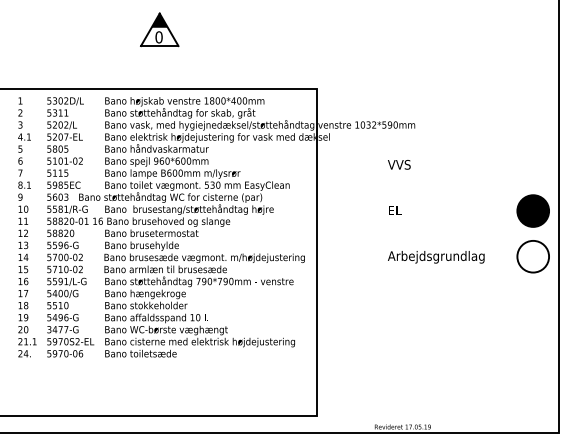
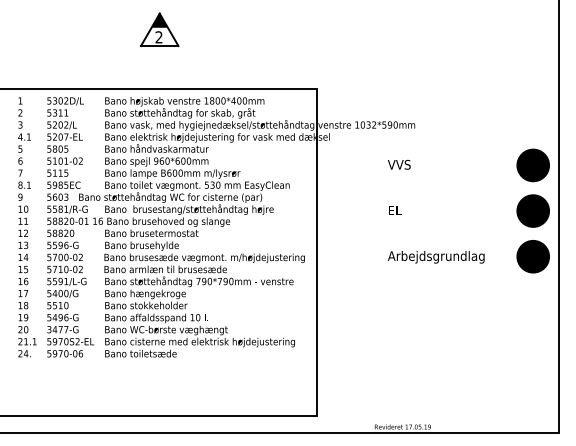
text: 0 -> 2 (158, 37)
part: none -> present (532, 165)
fill: none -> present (533, 256)
